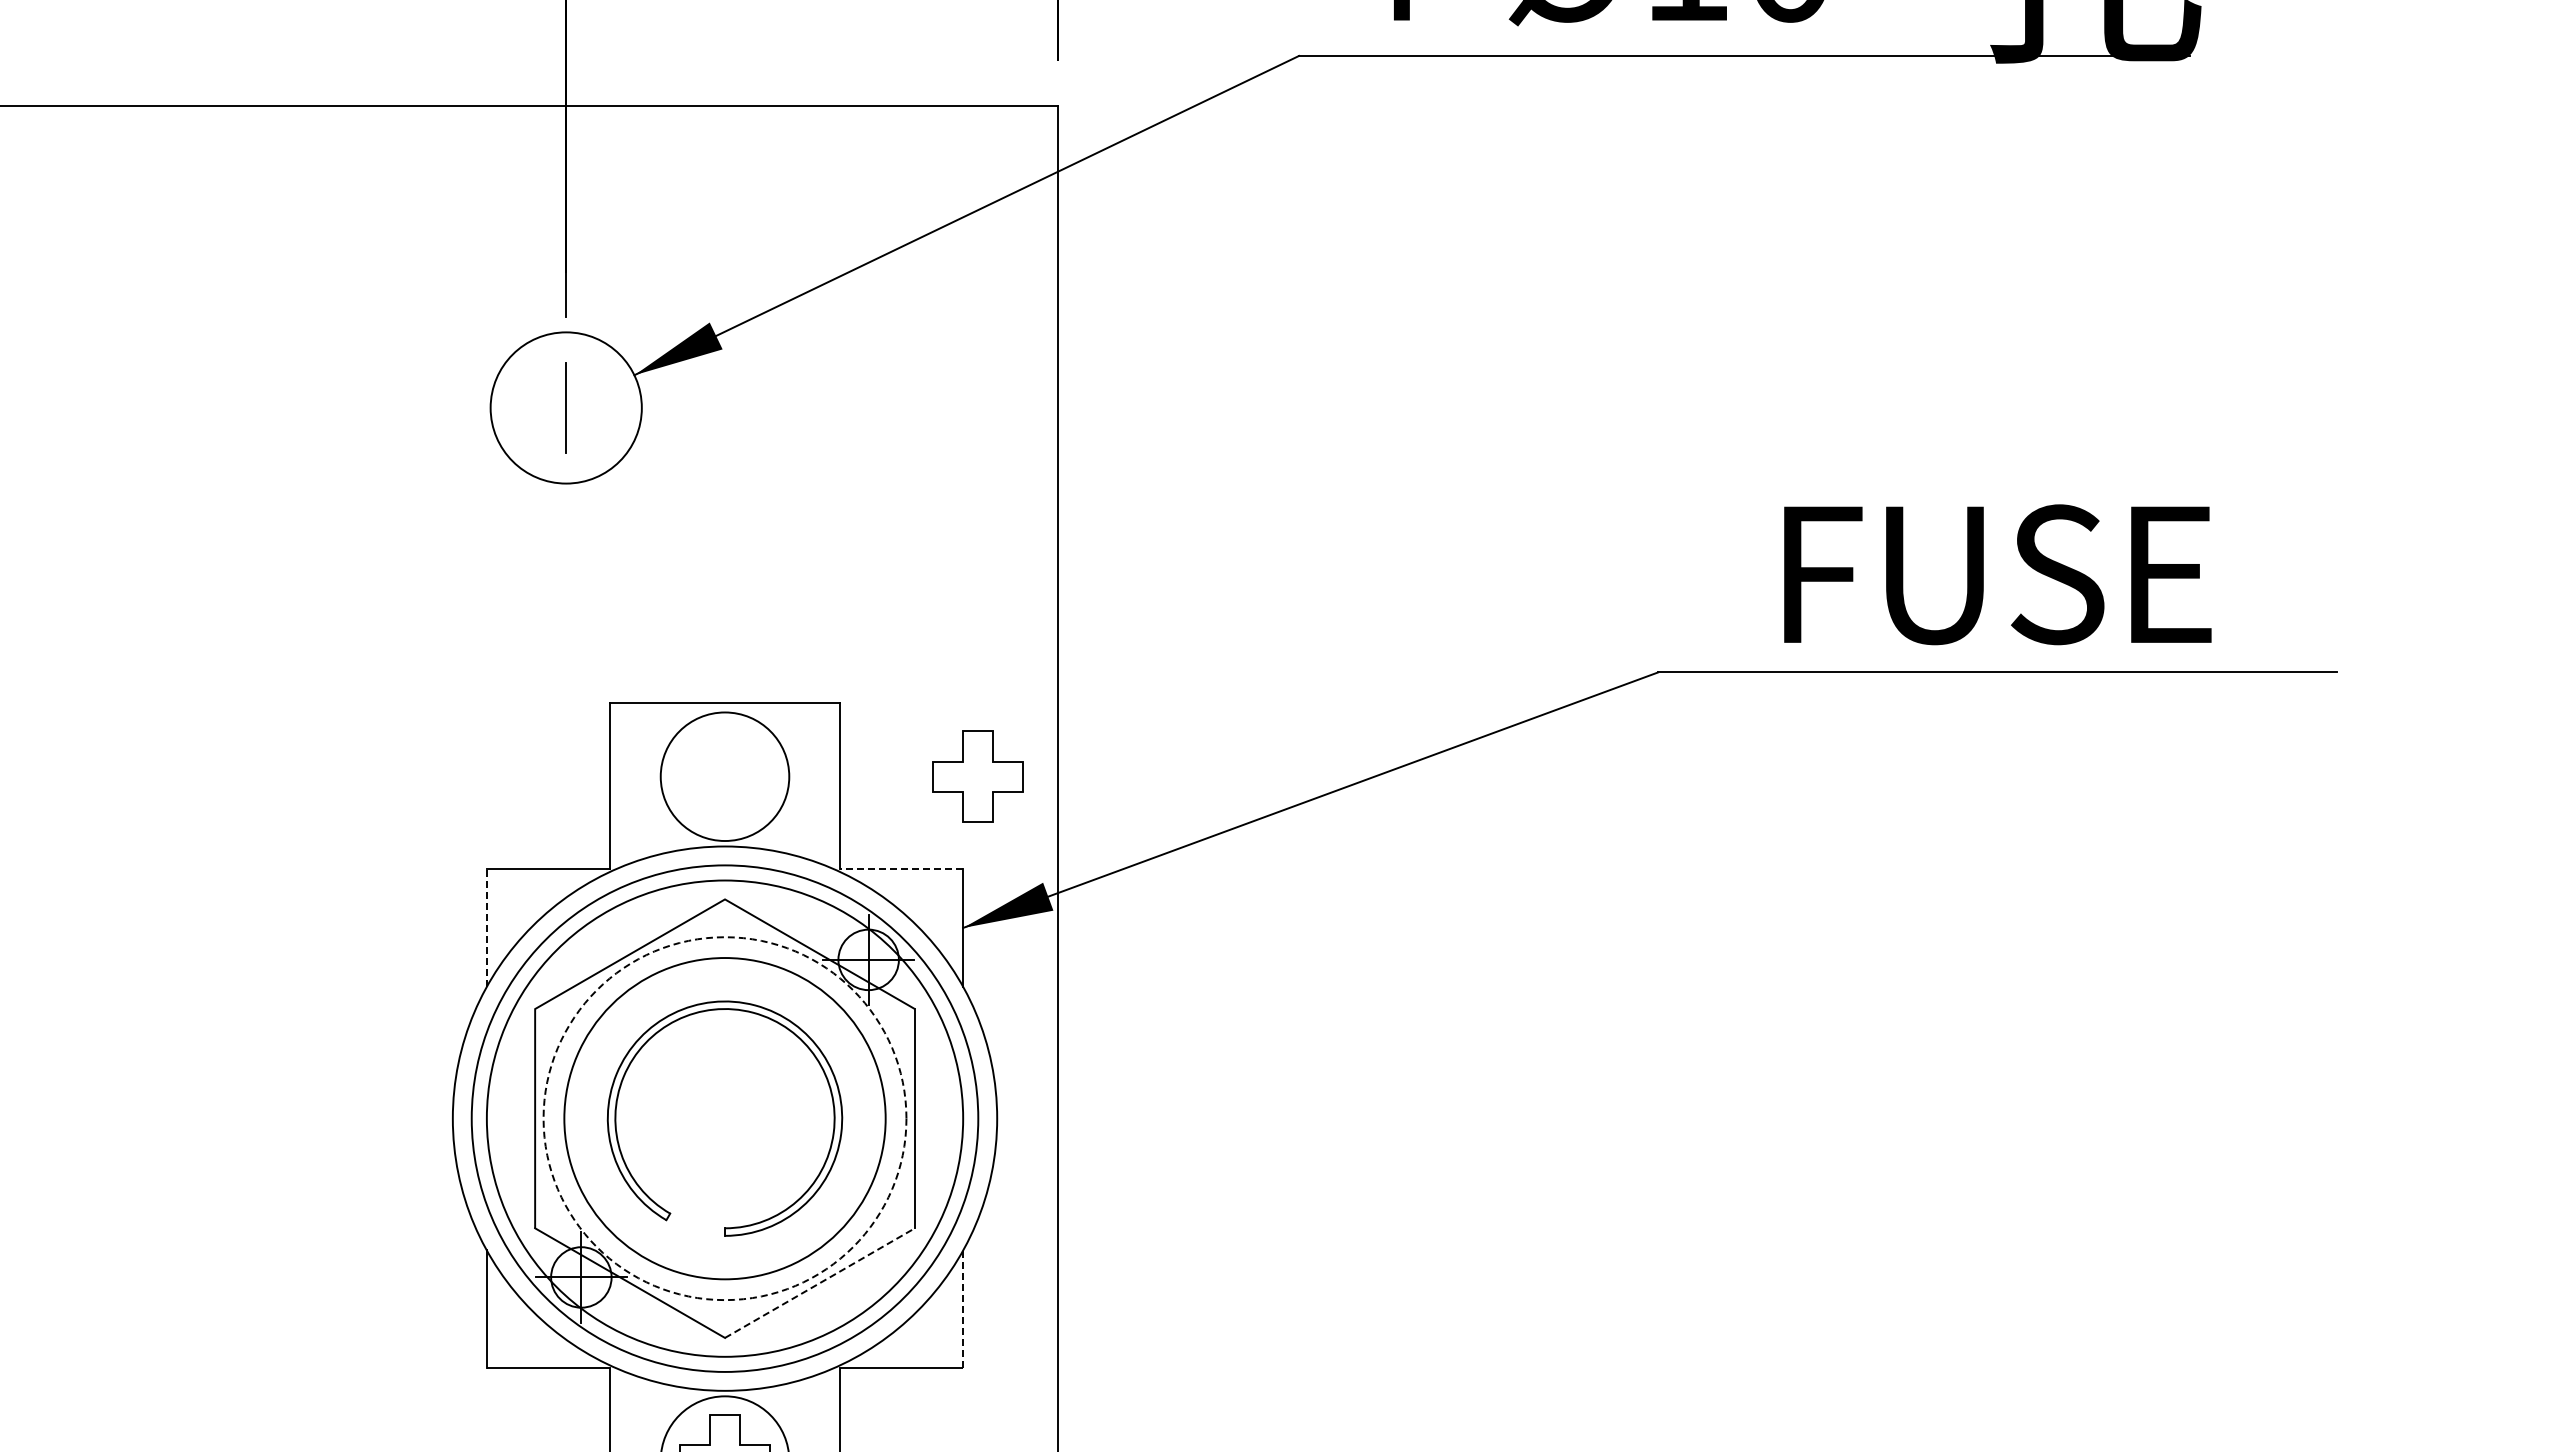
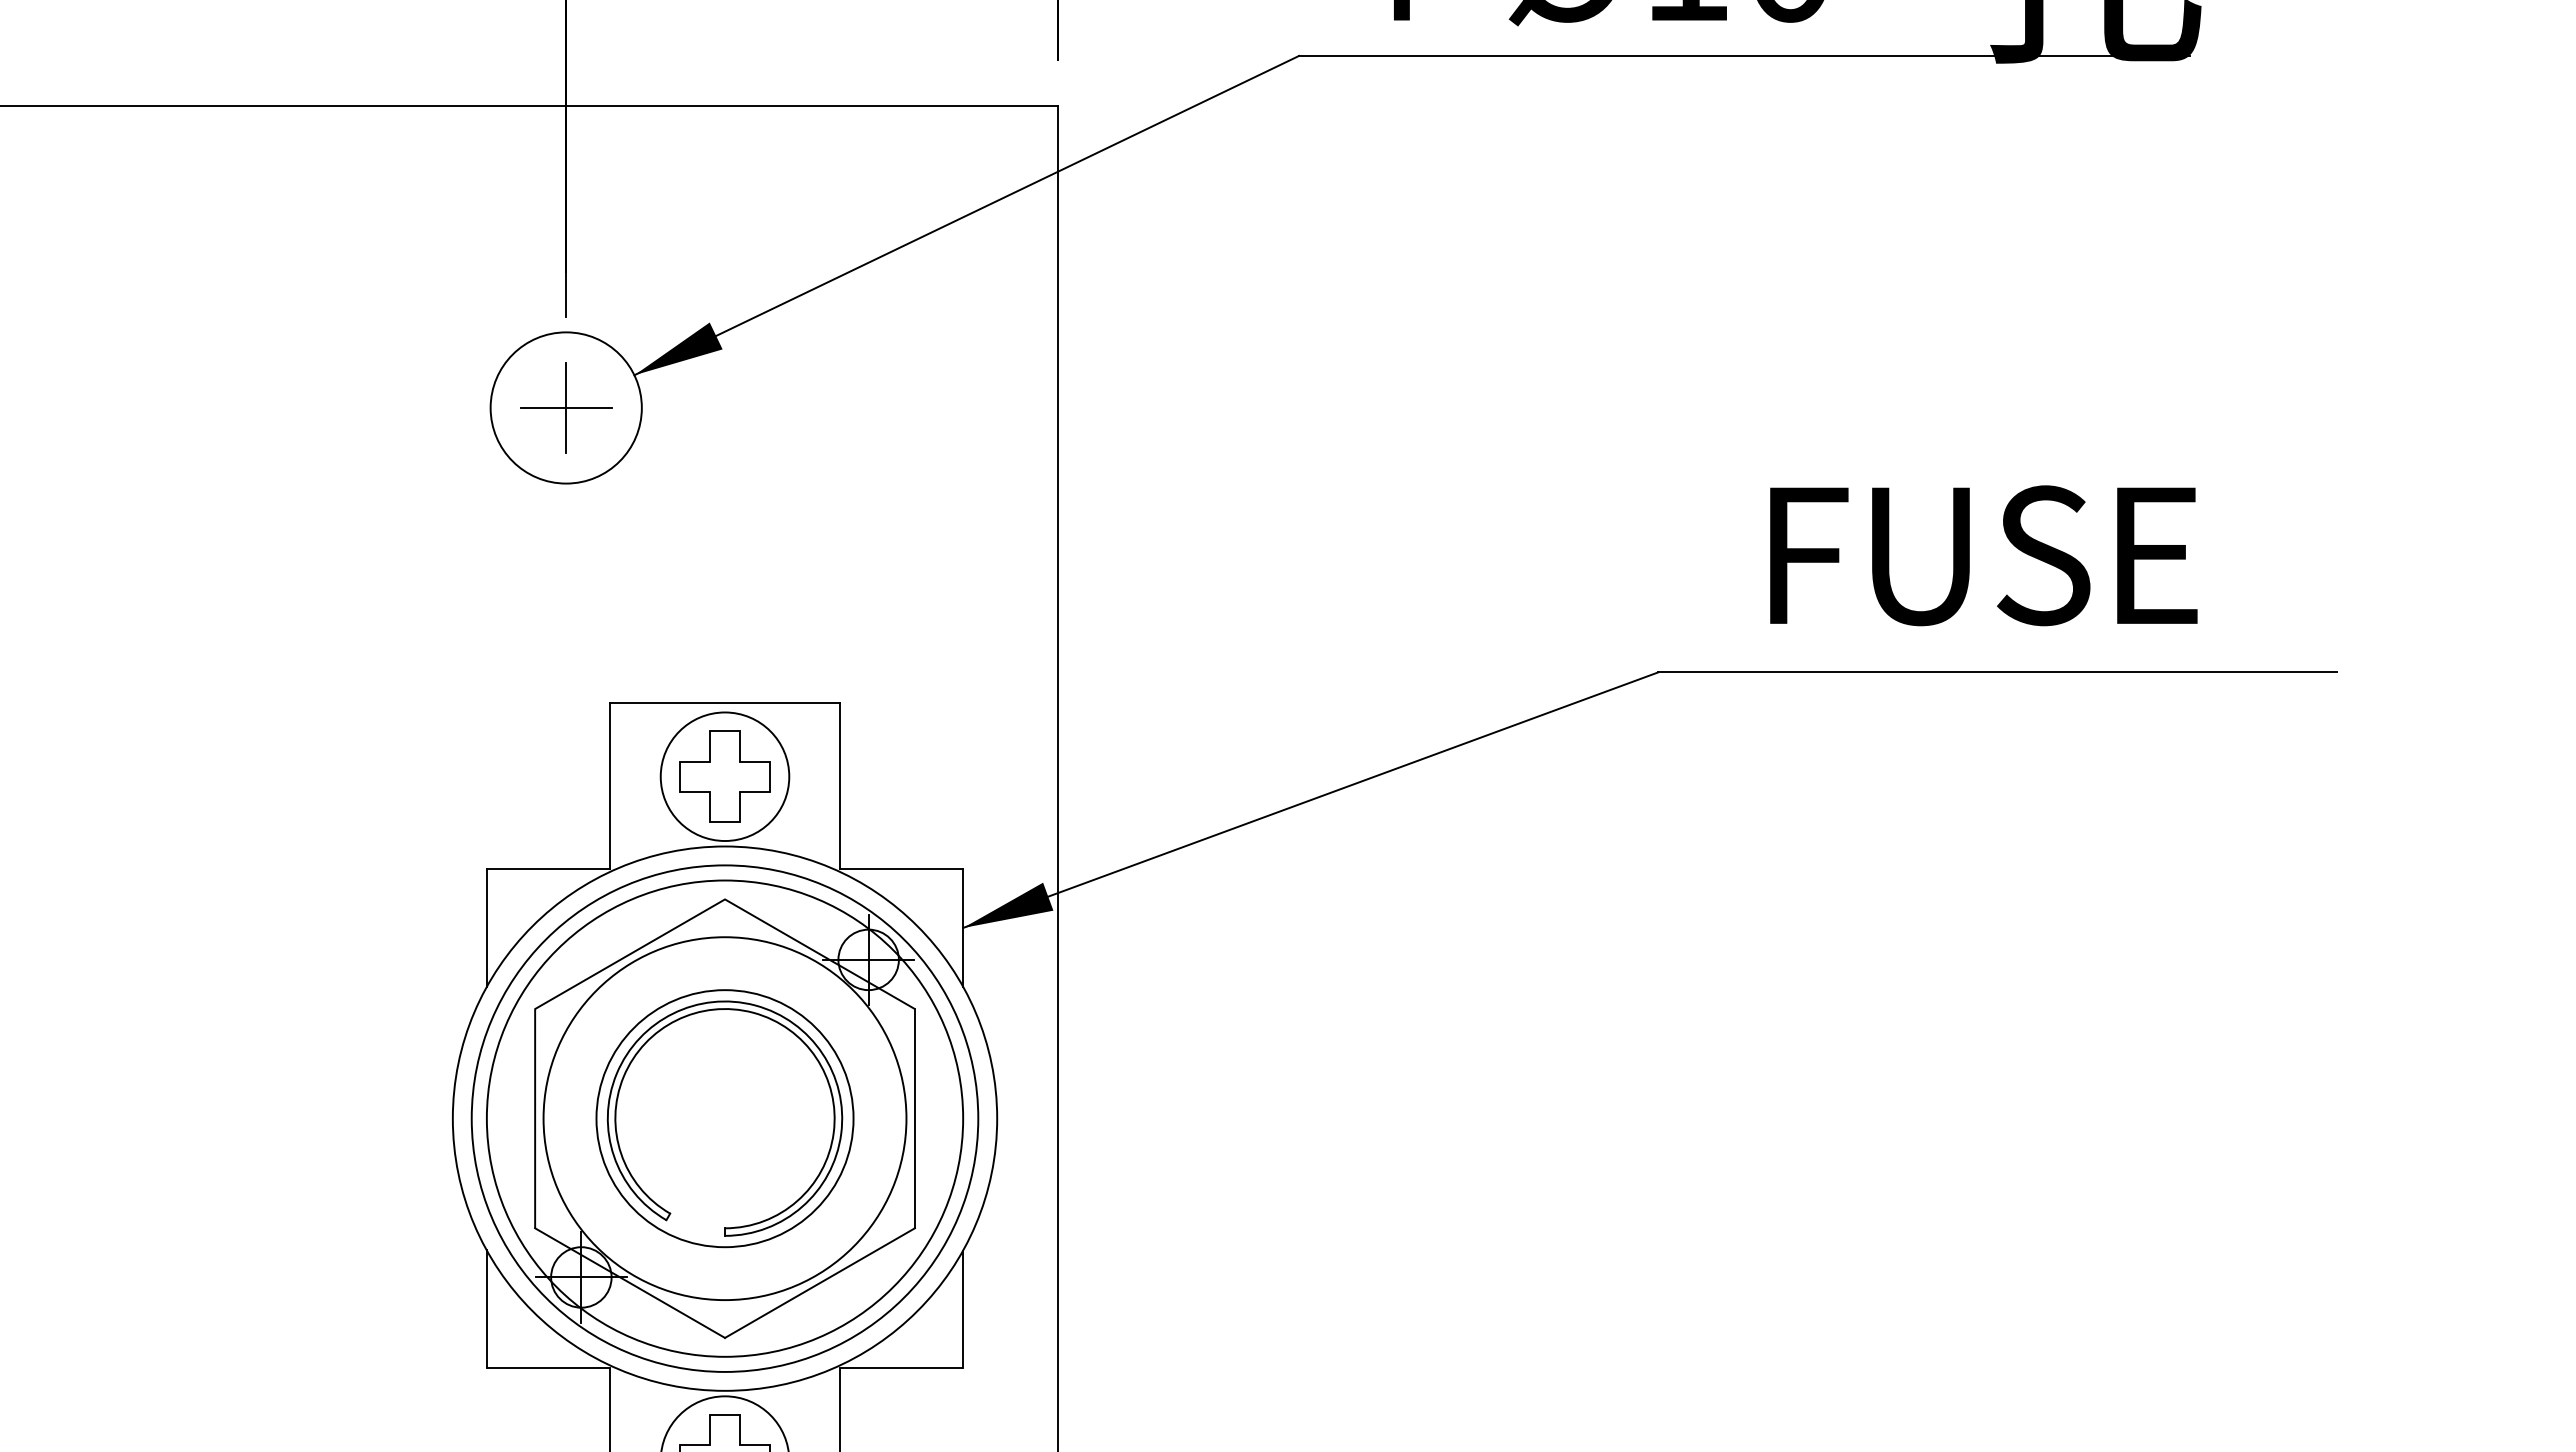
line: none -> present (565, 407)
text position: (1997, 574) -> (1983, 555) (1983, 555)
part position: (977, 776) -> (724, 776) (724, 776)
line: dashed -> solid (901, 869)
line: dashed -> solid (486, 927)
circle diameter: 321 px -> 257 px (724, 1118)
circle: dashed -> solid (724, 1118)
line: dashed -> solid (819, 1283)
line: dashed -> solid (963, 1309)
